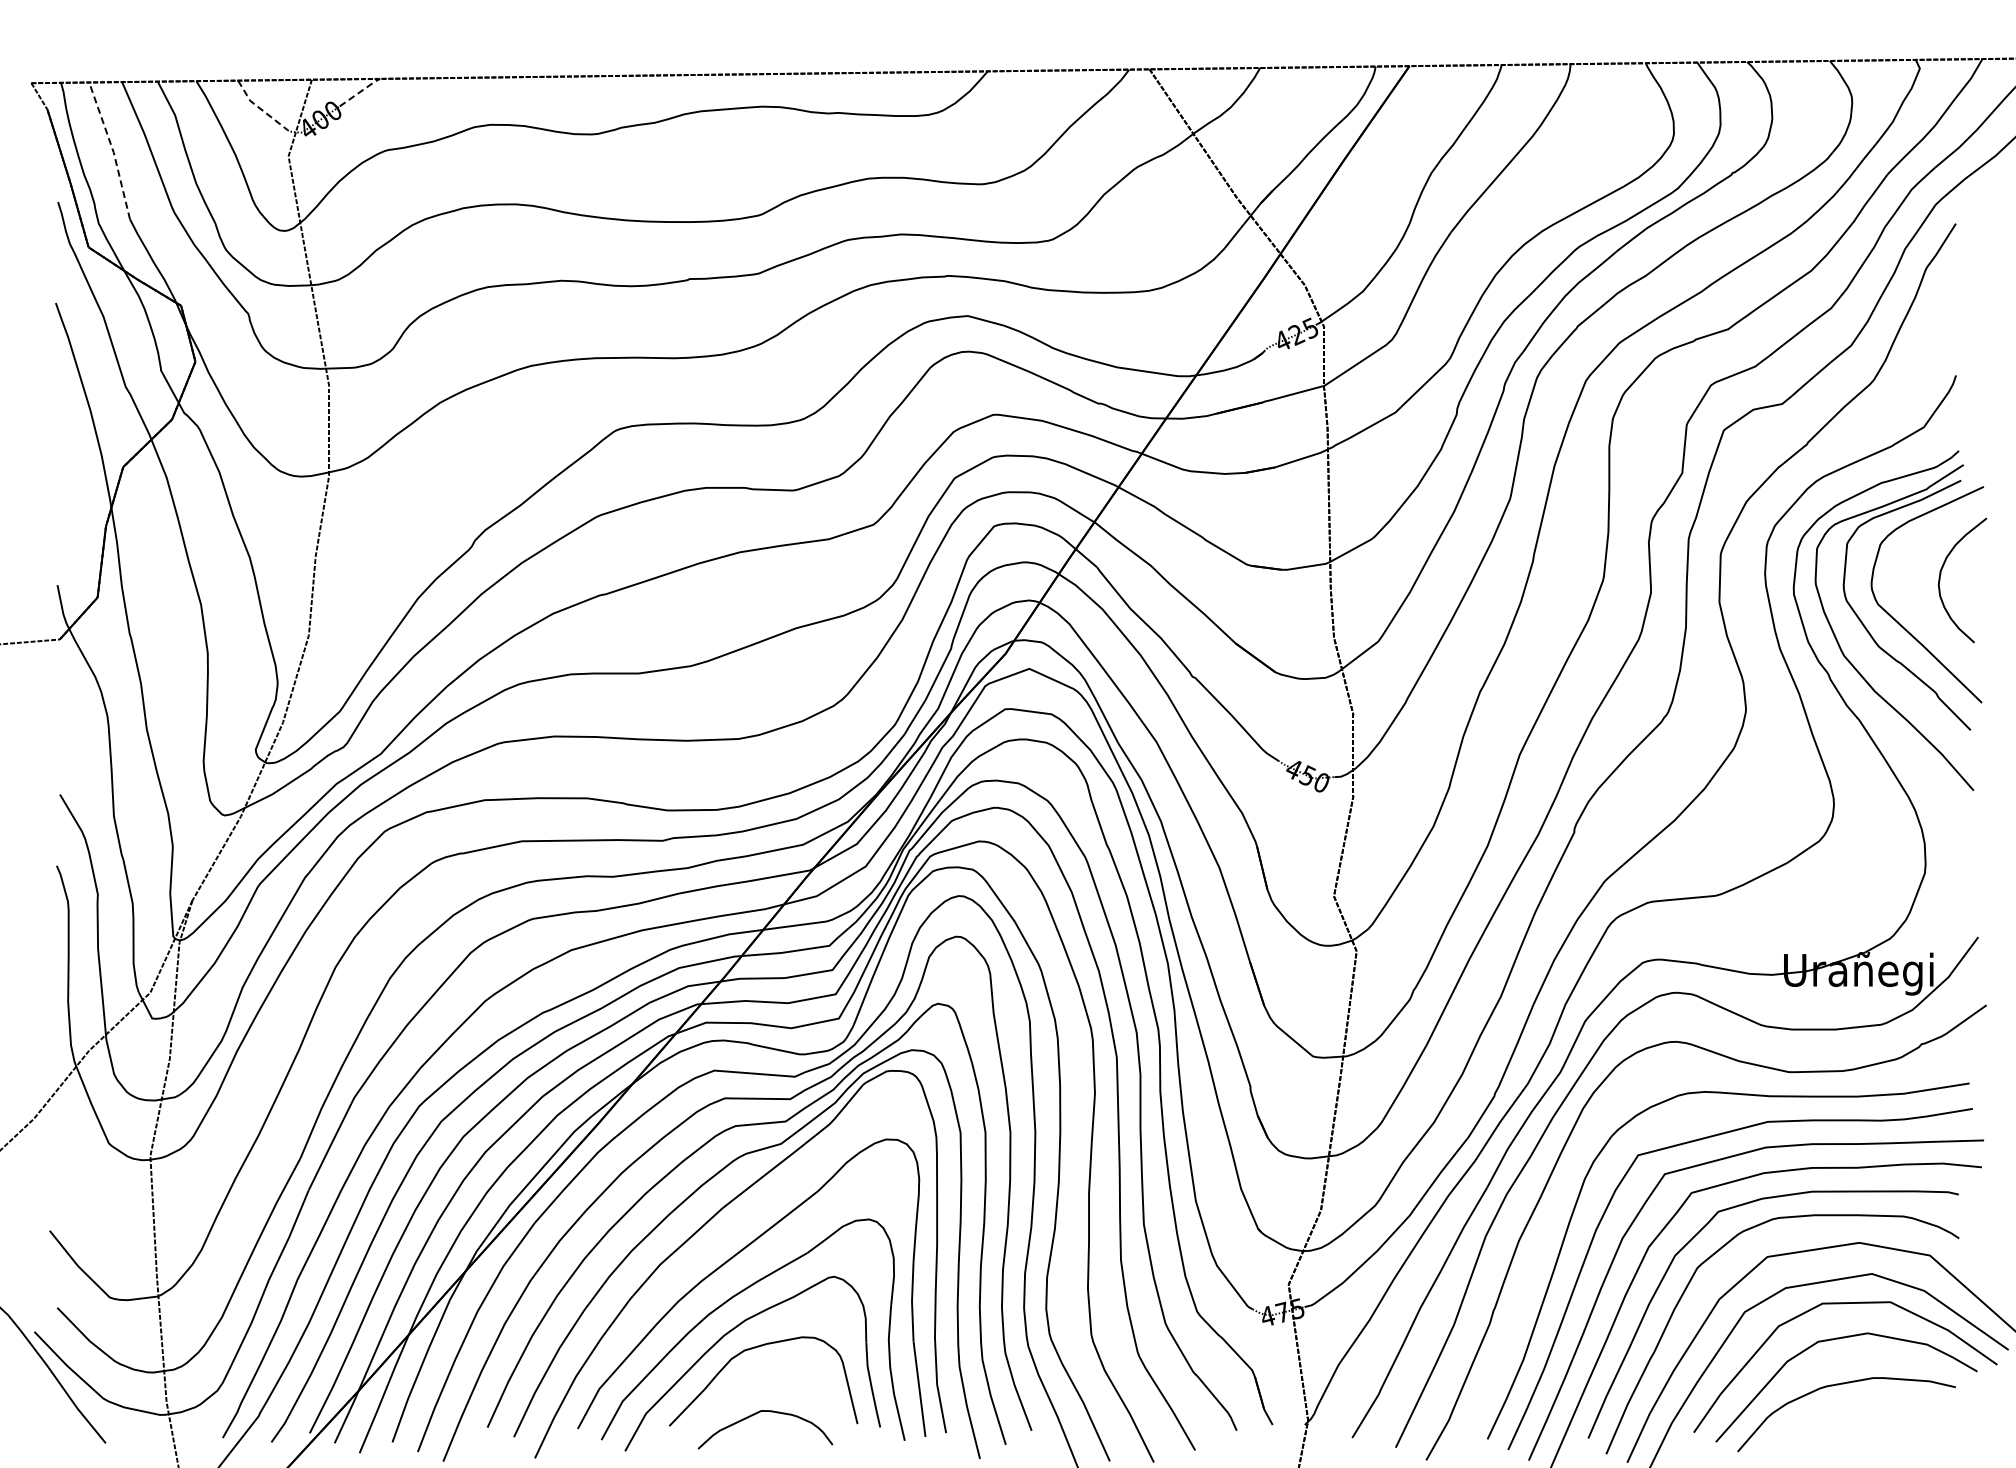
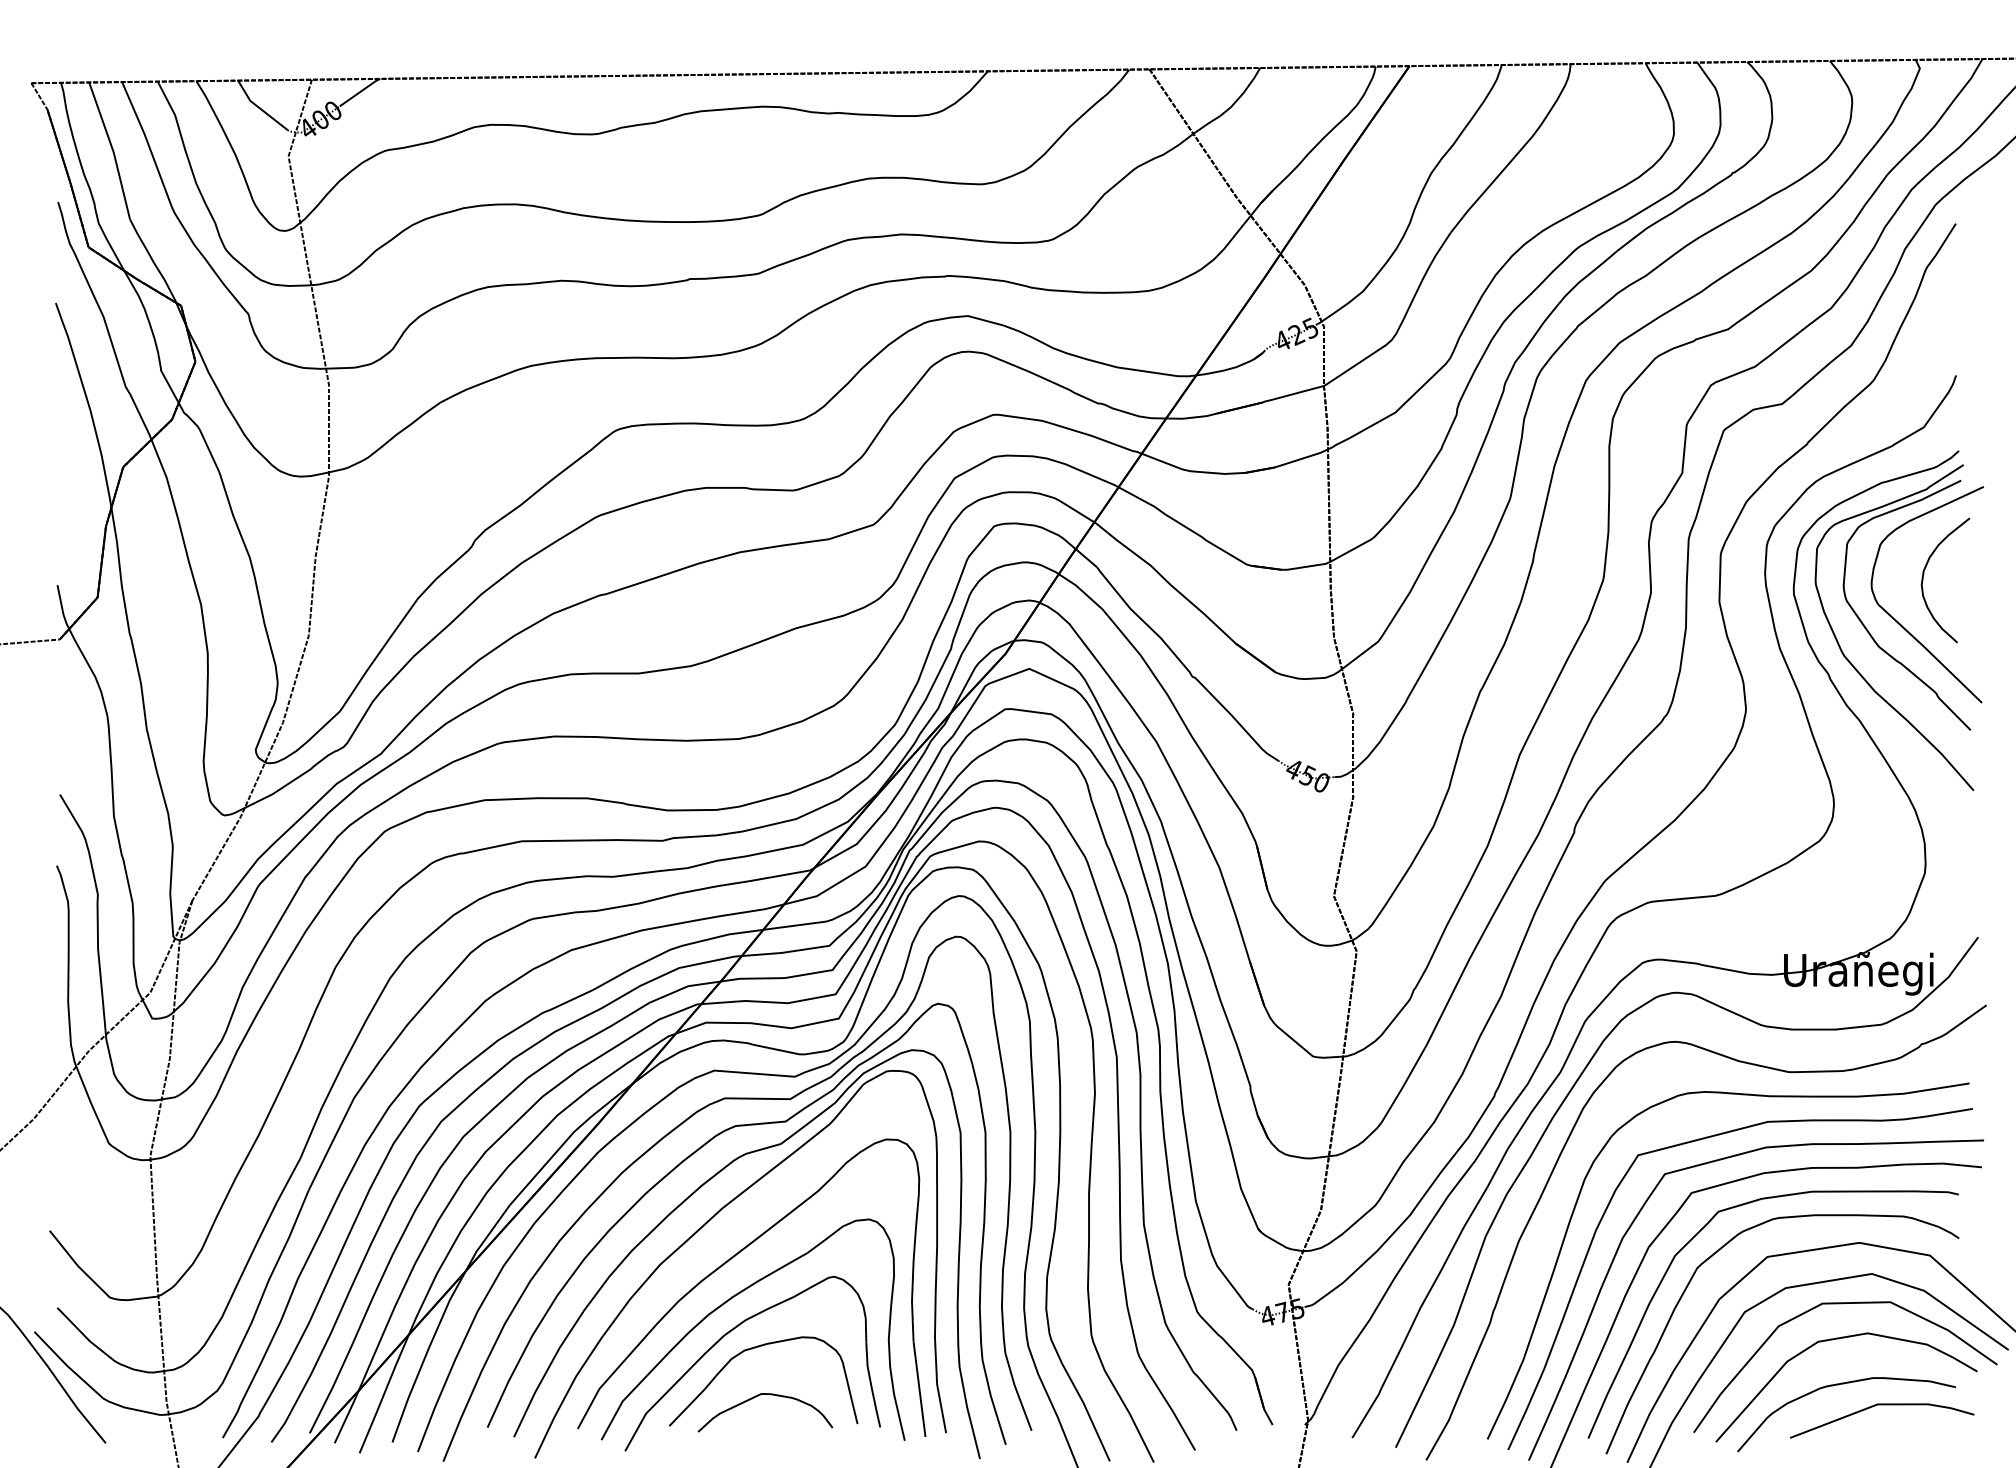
line: dashed -> solid (360, 91)
line: dashed -> solid (258, 107)
line: dashed -> solid (113, 150)
curve position: (1941, 574) -> (1924, 574) (1924, 574)
line: none -> present (1882, 1405)
curve position: (758, 1413) -> (758, 1396) (758, 1396)
